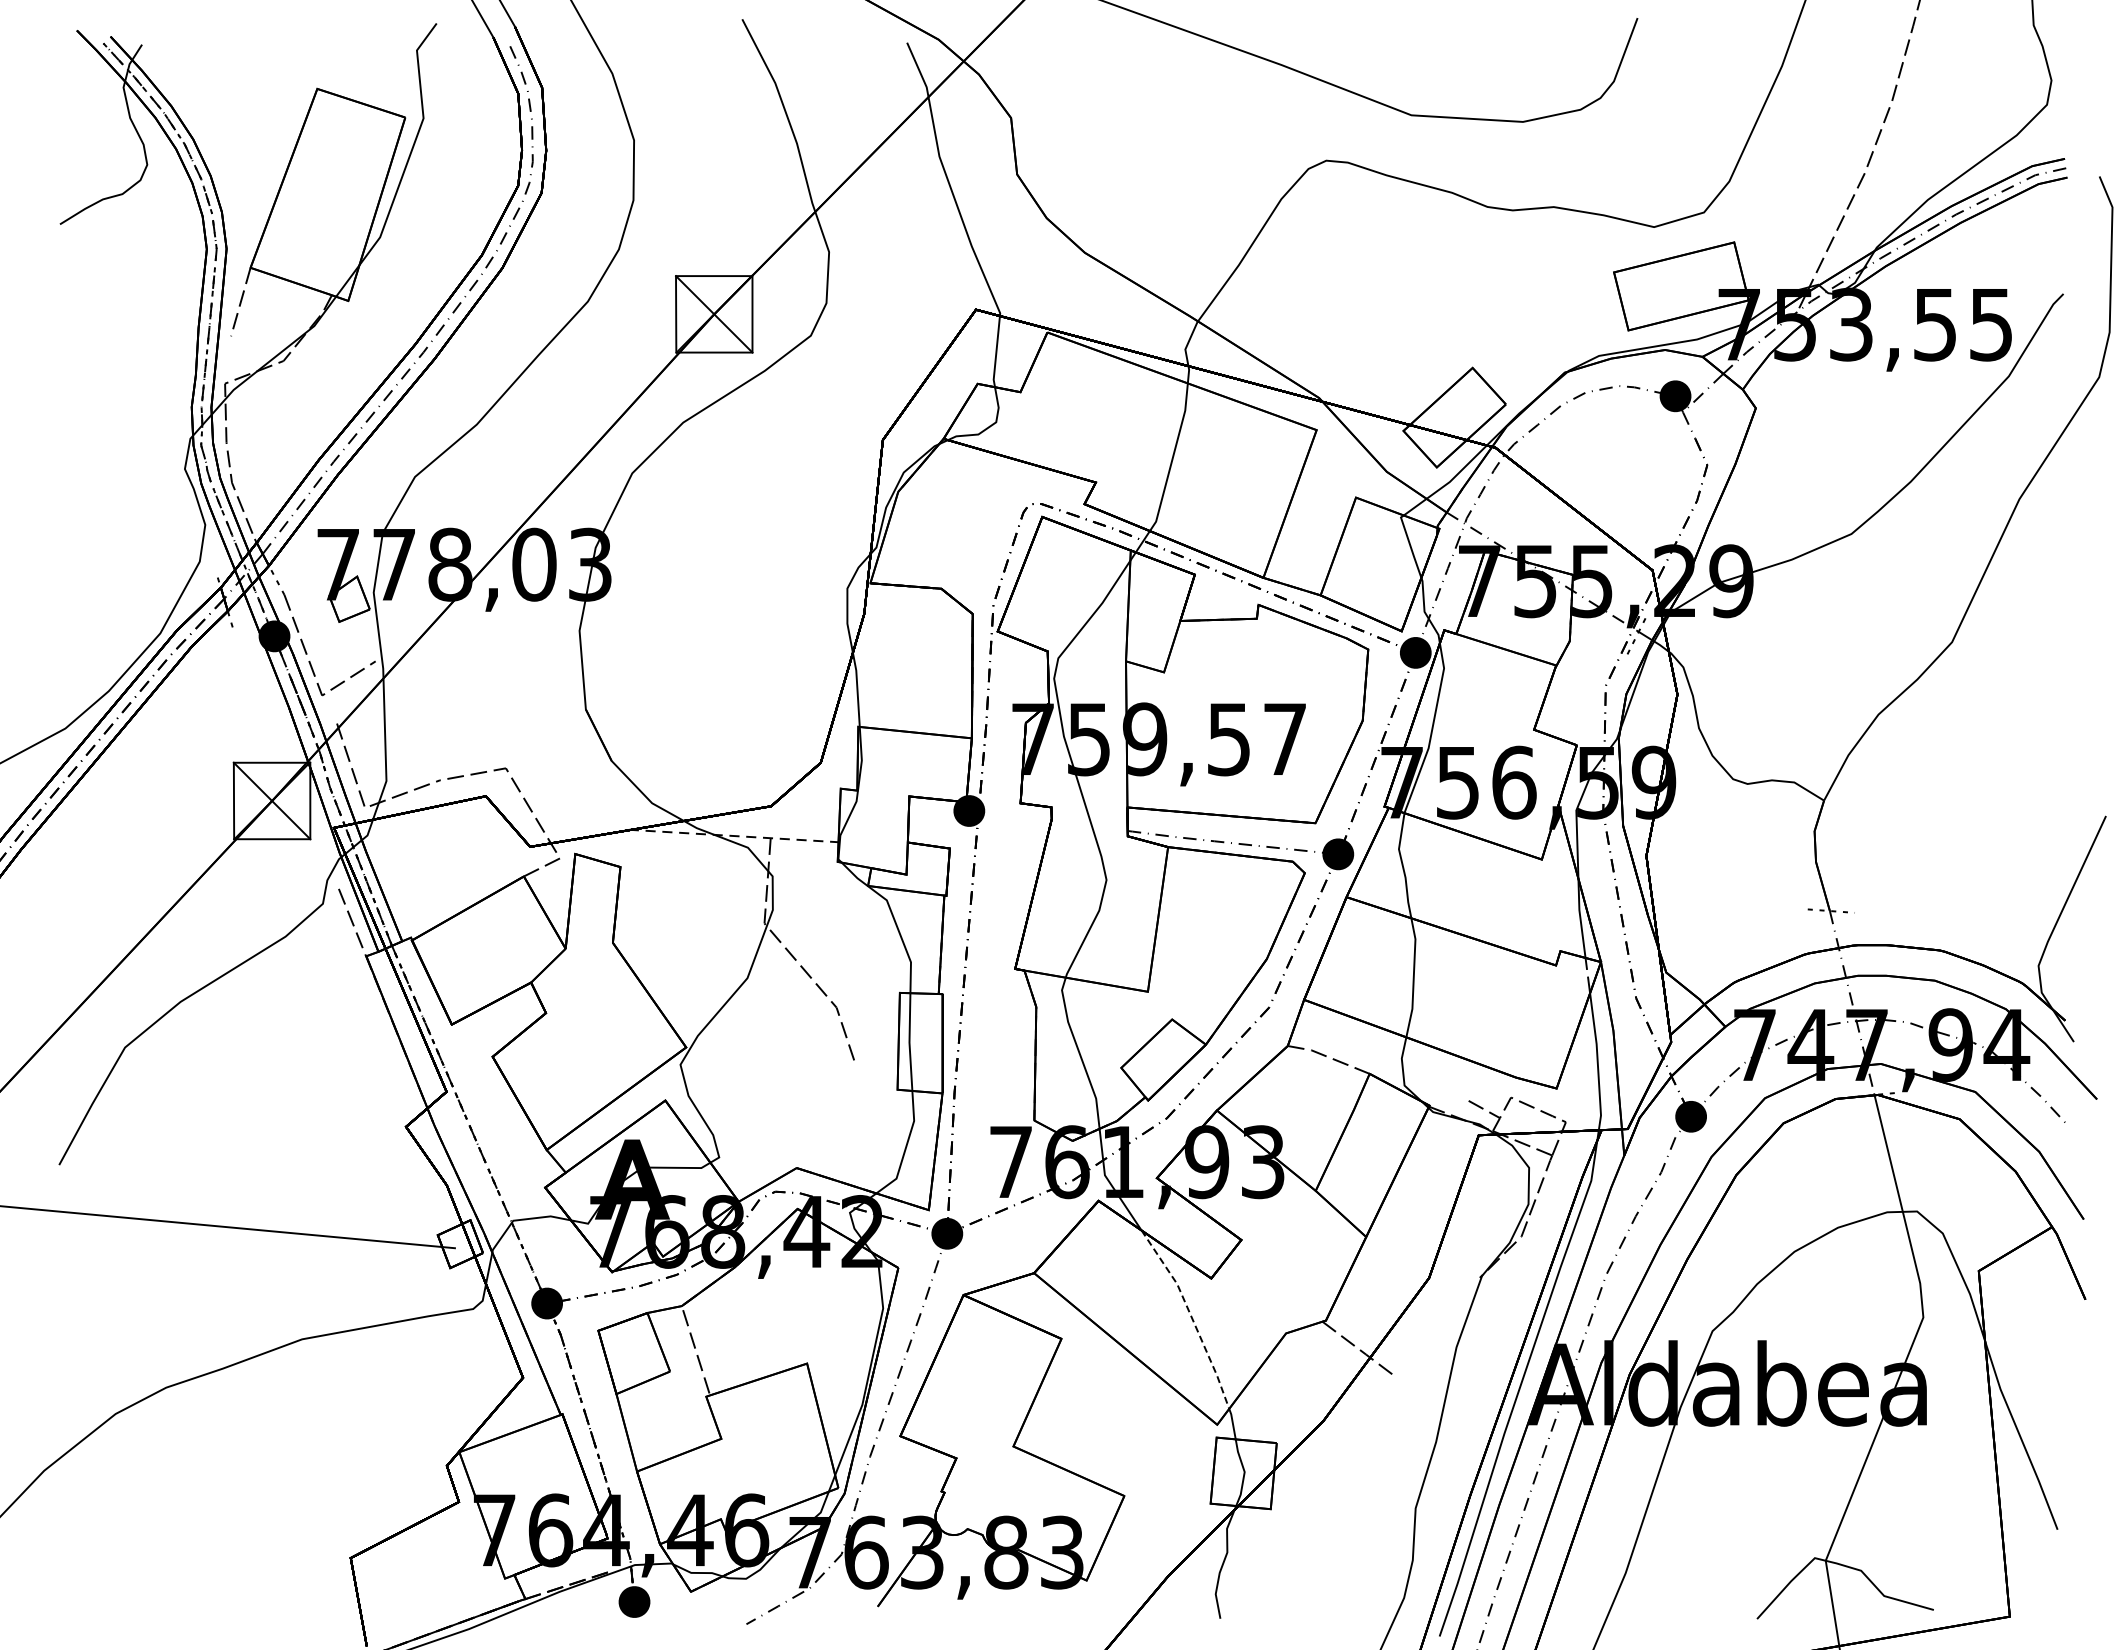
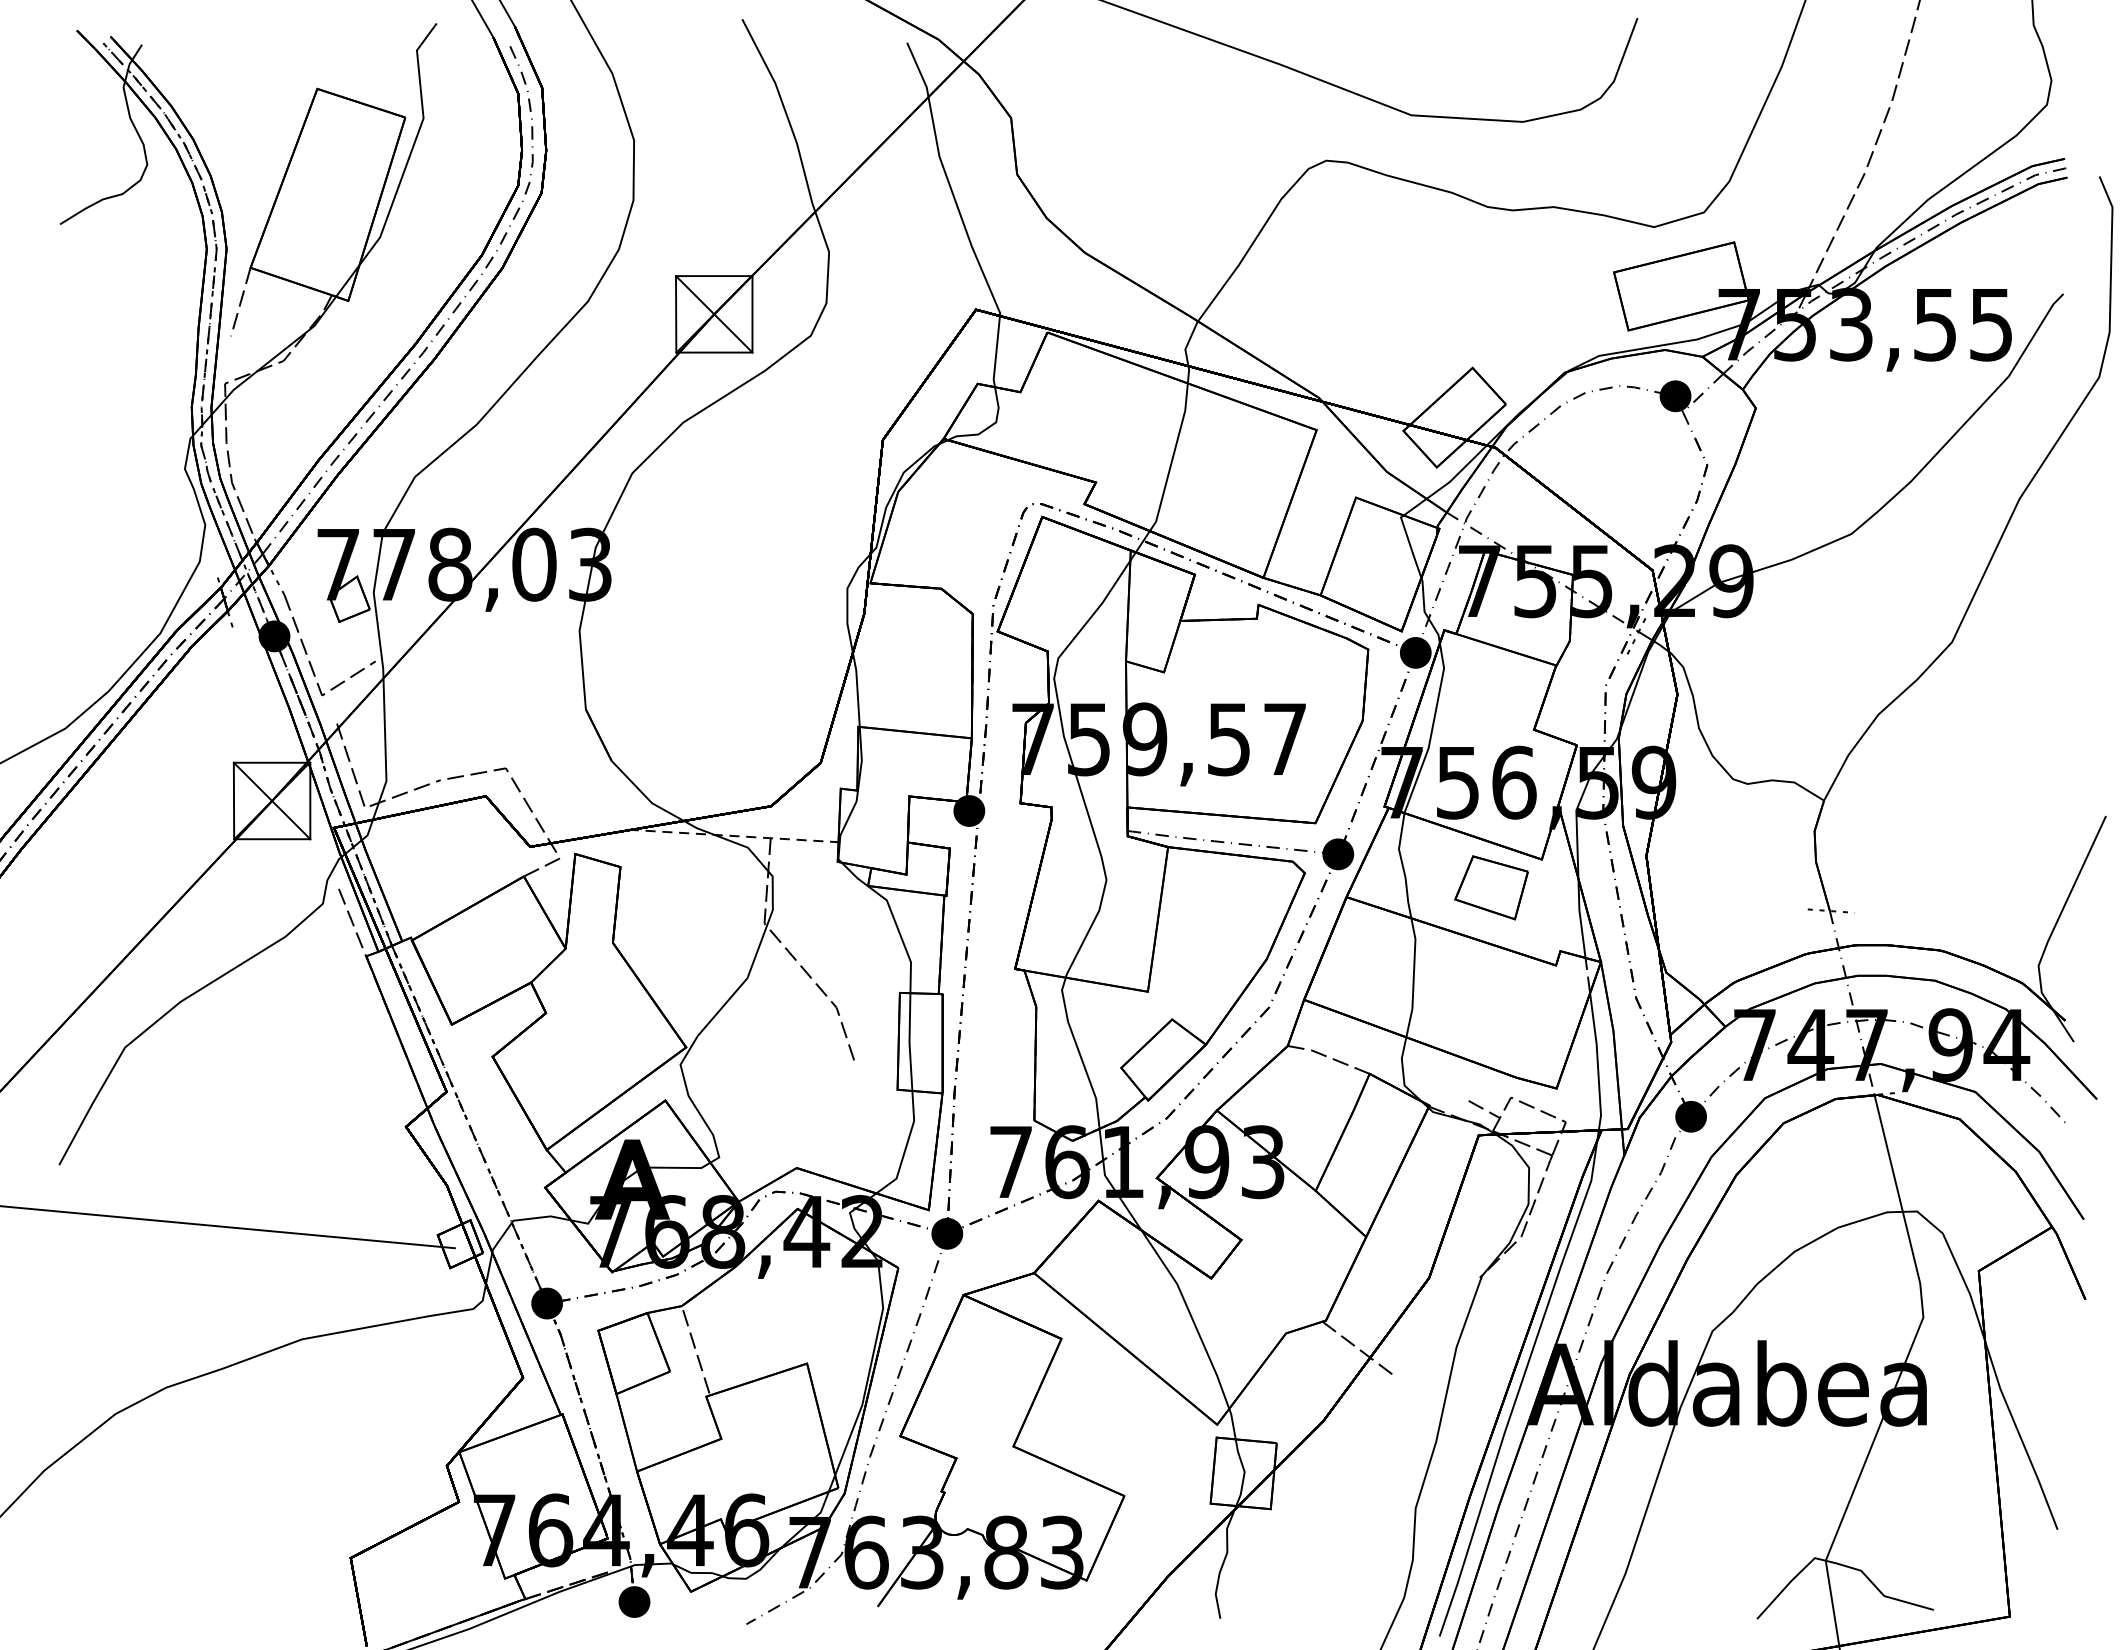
part: none -> present (1491, 887)
line: dashed -> solid (1191, 1316)
